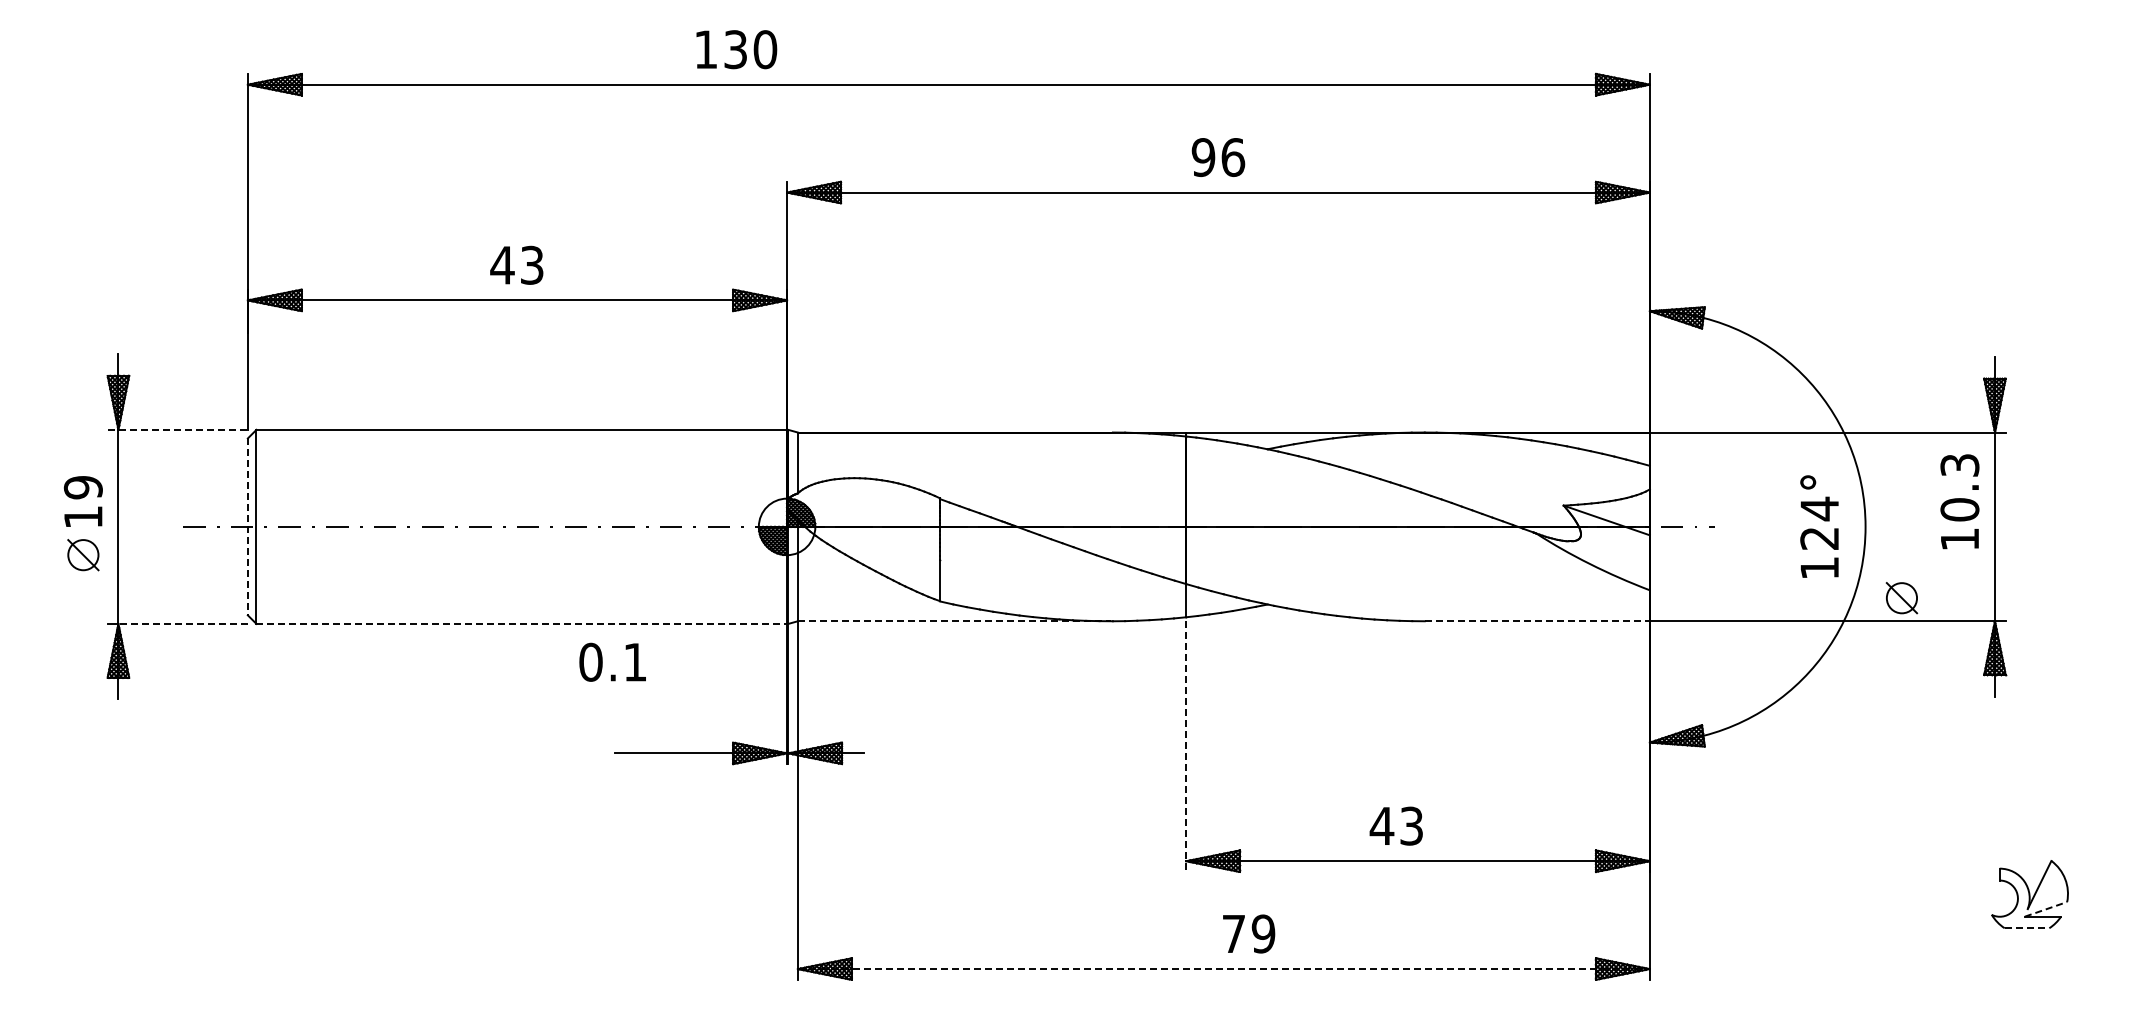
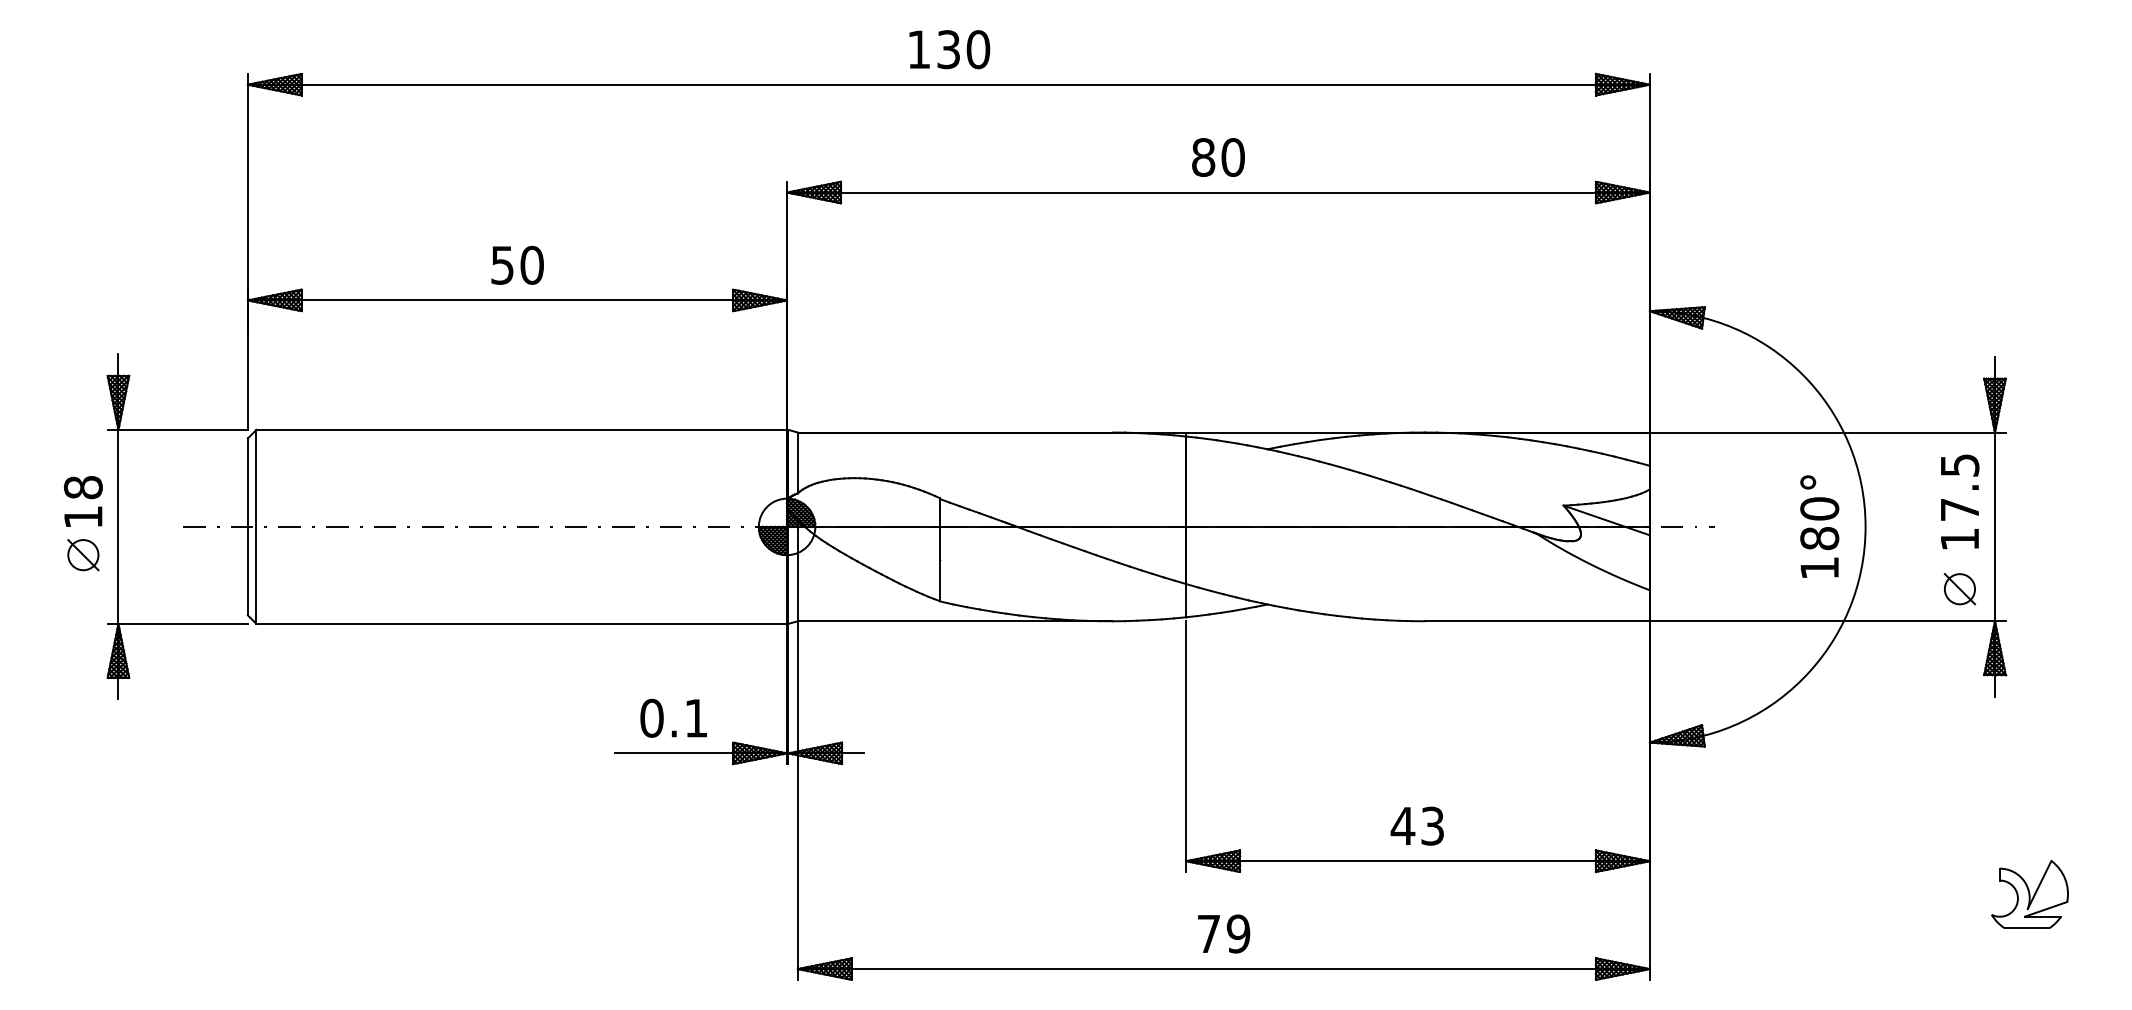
text position: (736, 49) -> (949, 49) (949, 49)
text: 96 -> 80 (1218, 157)
text: 43 -> 50 (516, 264)
line: dashed -> solid (178, 429)
text: 19 -> 18 (83, 487)
text: 10.3 -> 17.5 (1959, 487)
text: 124° -> 180° (1819, 523)
line: dashed -> solid (247, 527)
part position: (1901, 598) -> (1959, 589) (1959, 589)
line: dashed -> solid (954, 621)
line: dashed -> solid (1537, 621)
line: dashed -> solid (183, 623)
line: dashed -> solid (522, 623)
text position: (612, 661) -> (673, 717) (673, 717)
line: dashed -> solid (1186, 747)
text position: (1395, 825) -> (1416, 825) (1416, 825)
line: dashed -> solid (2046, 909)
line: dashed -> solid (2027, 928)
text position: (1249, 933) -> (1224, 933) (1224, 933)
line: dashed -> solid (1223, 969)
